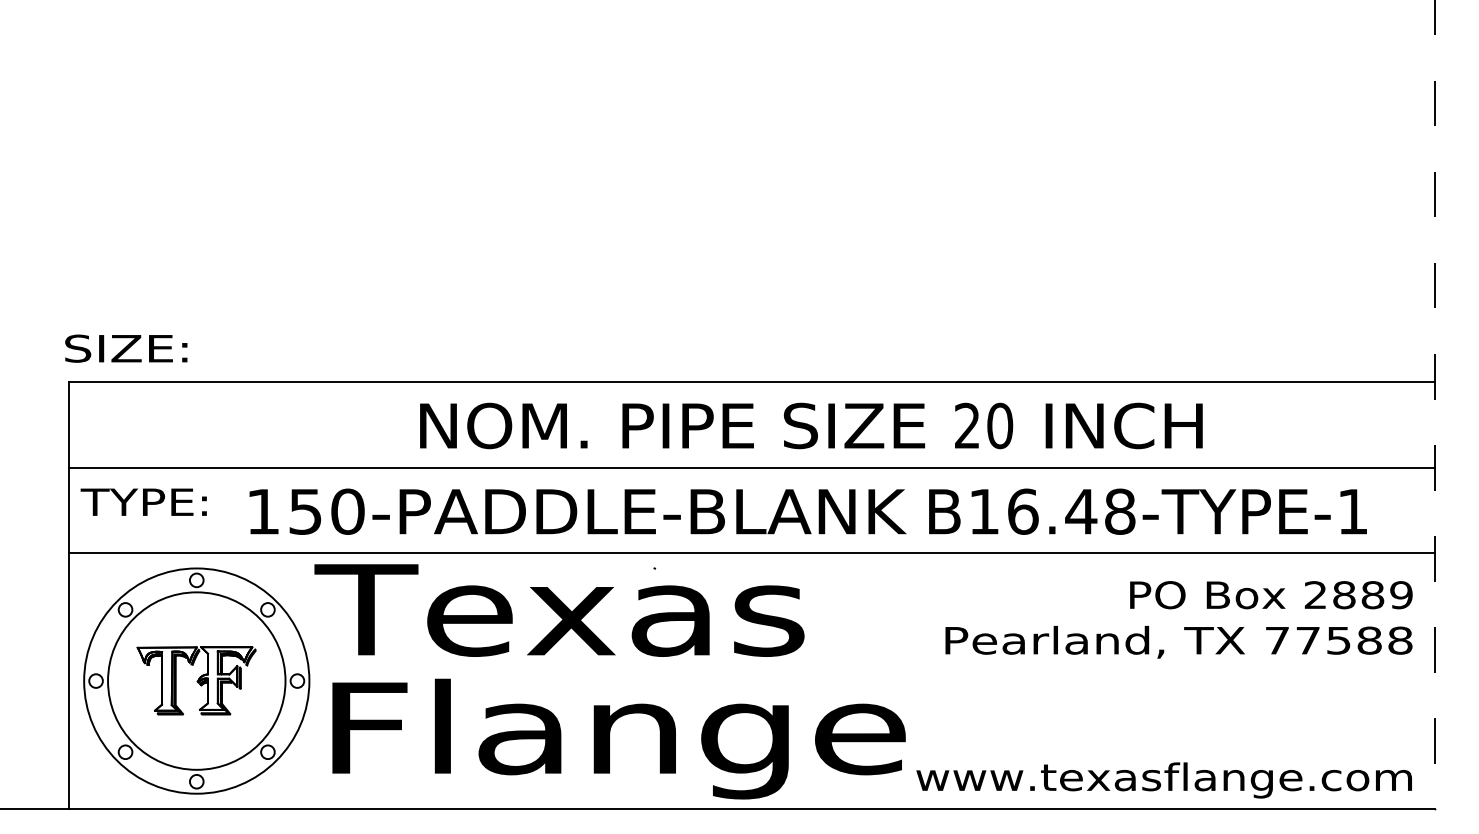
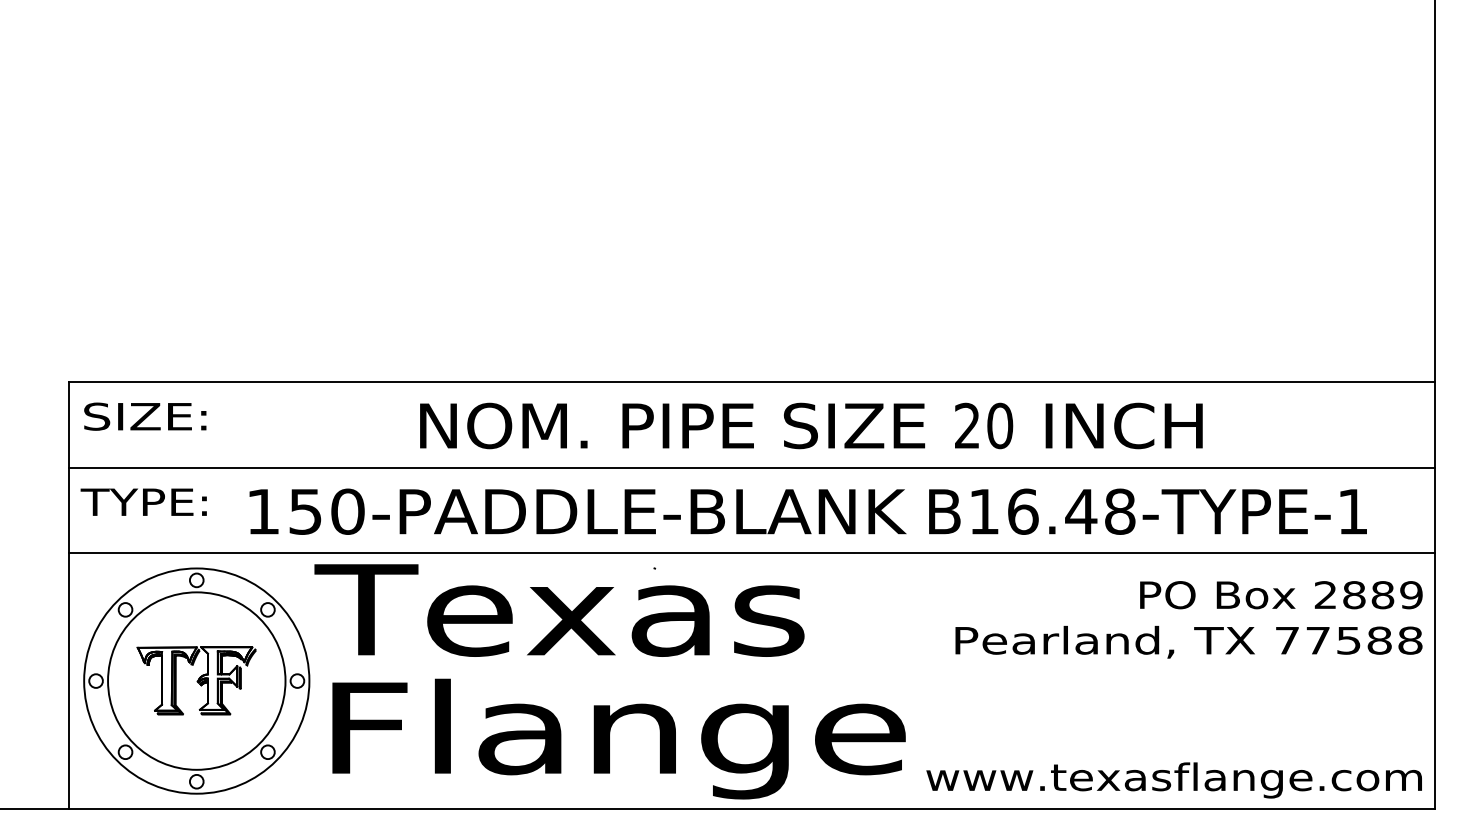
text position: (126, 348) -> (145, 416) (145, 416)
line: dashed -> solid (1434, 405)
text position: (1164, 689) -> (1174, 689) (1174, 689)
